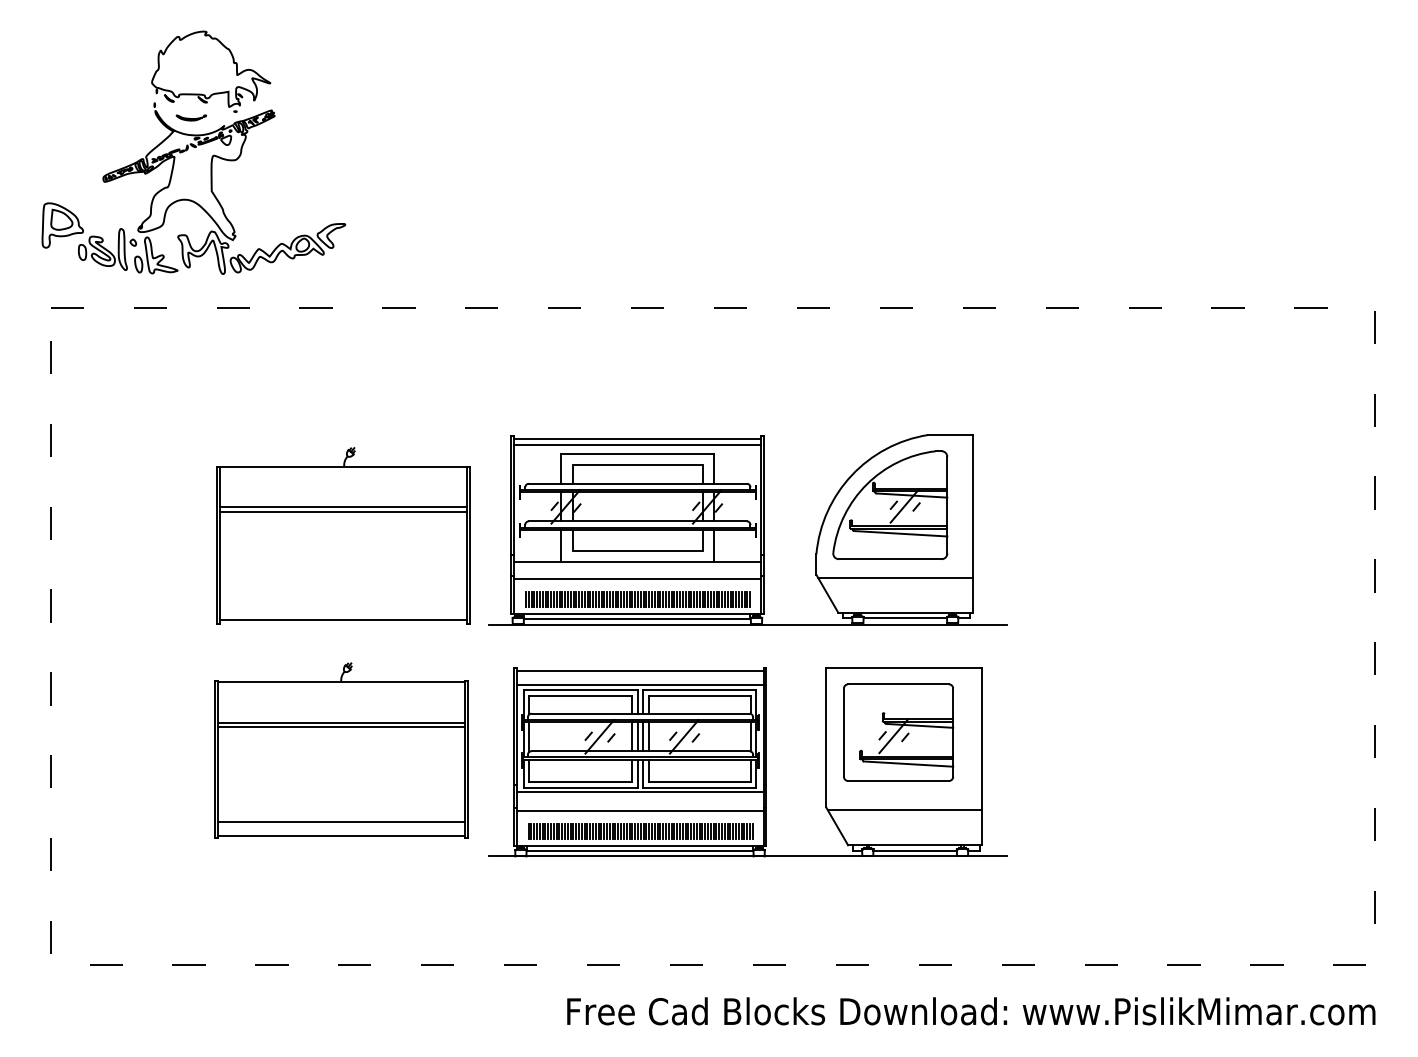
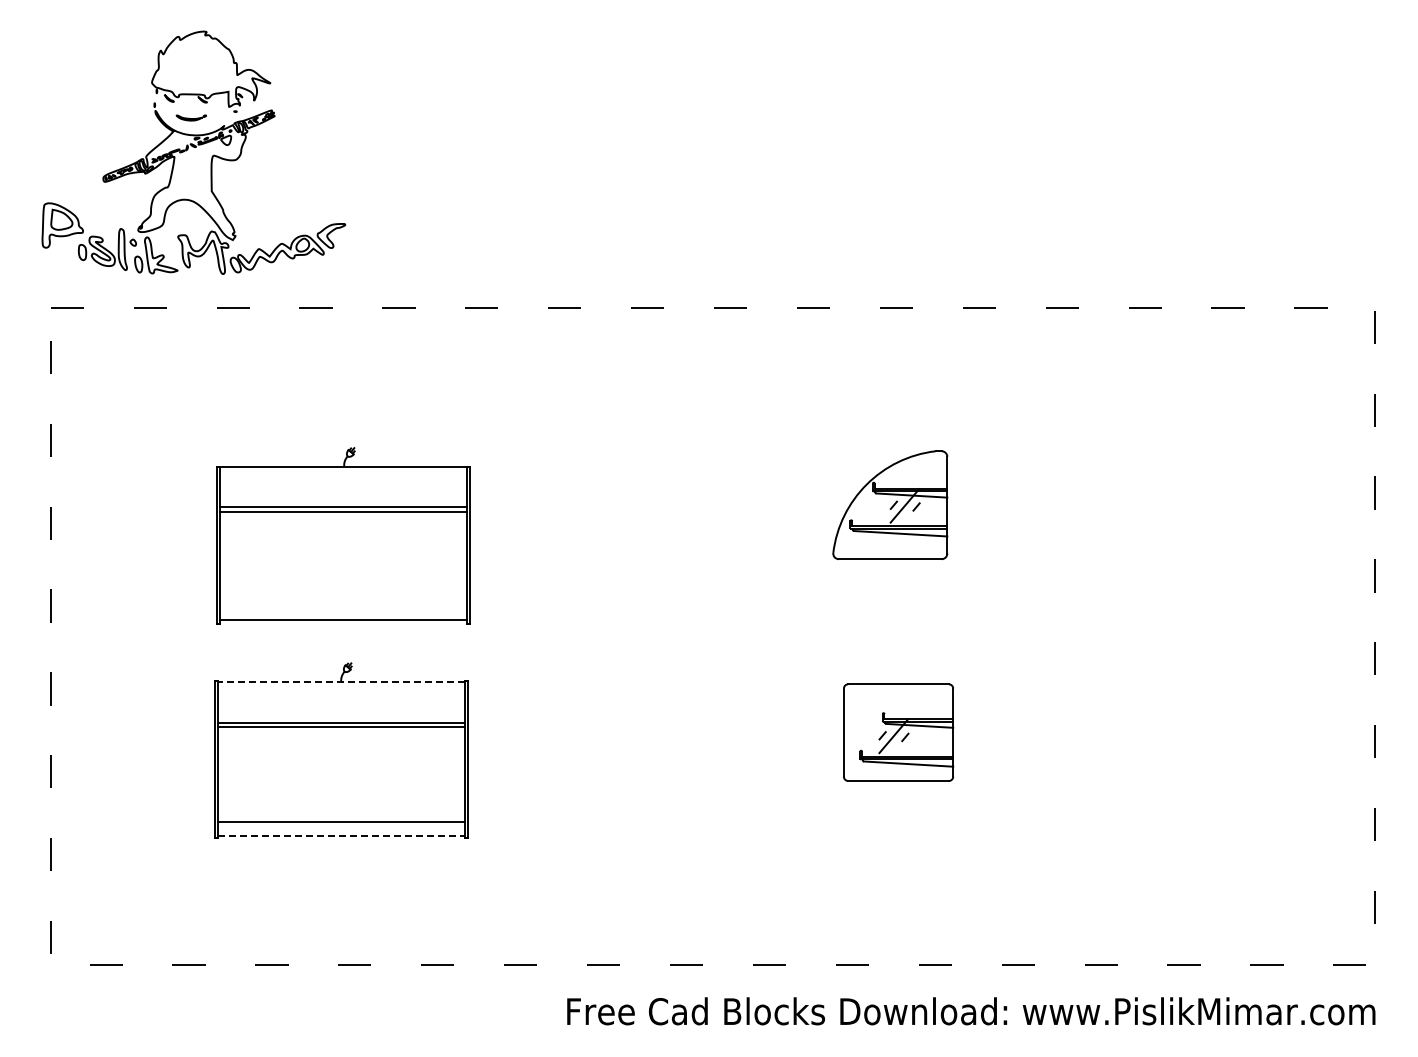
part: present -> none (747, 529)
line: solid -> dashed (340, 682)
part: present -> none (747, 762)
line: solid -> dashed (341, 835)
